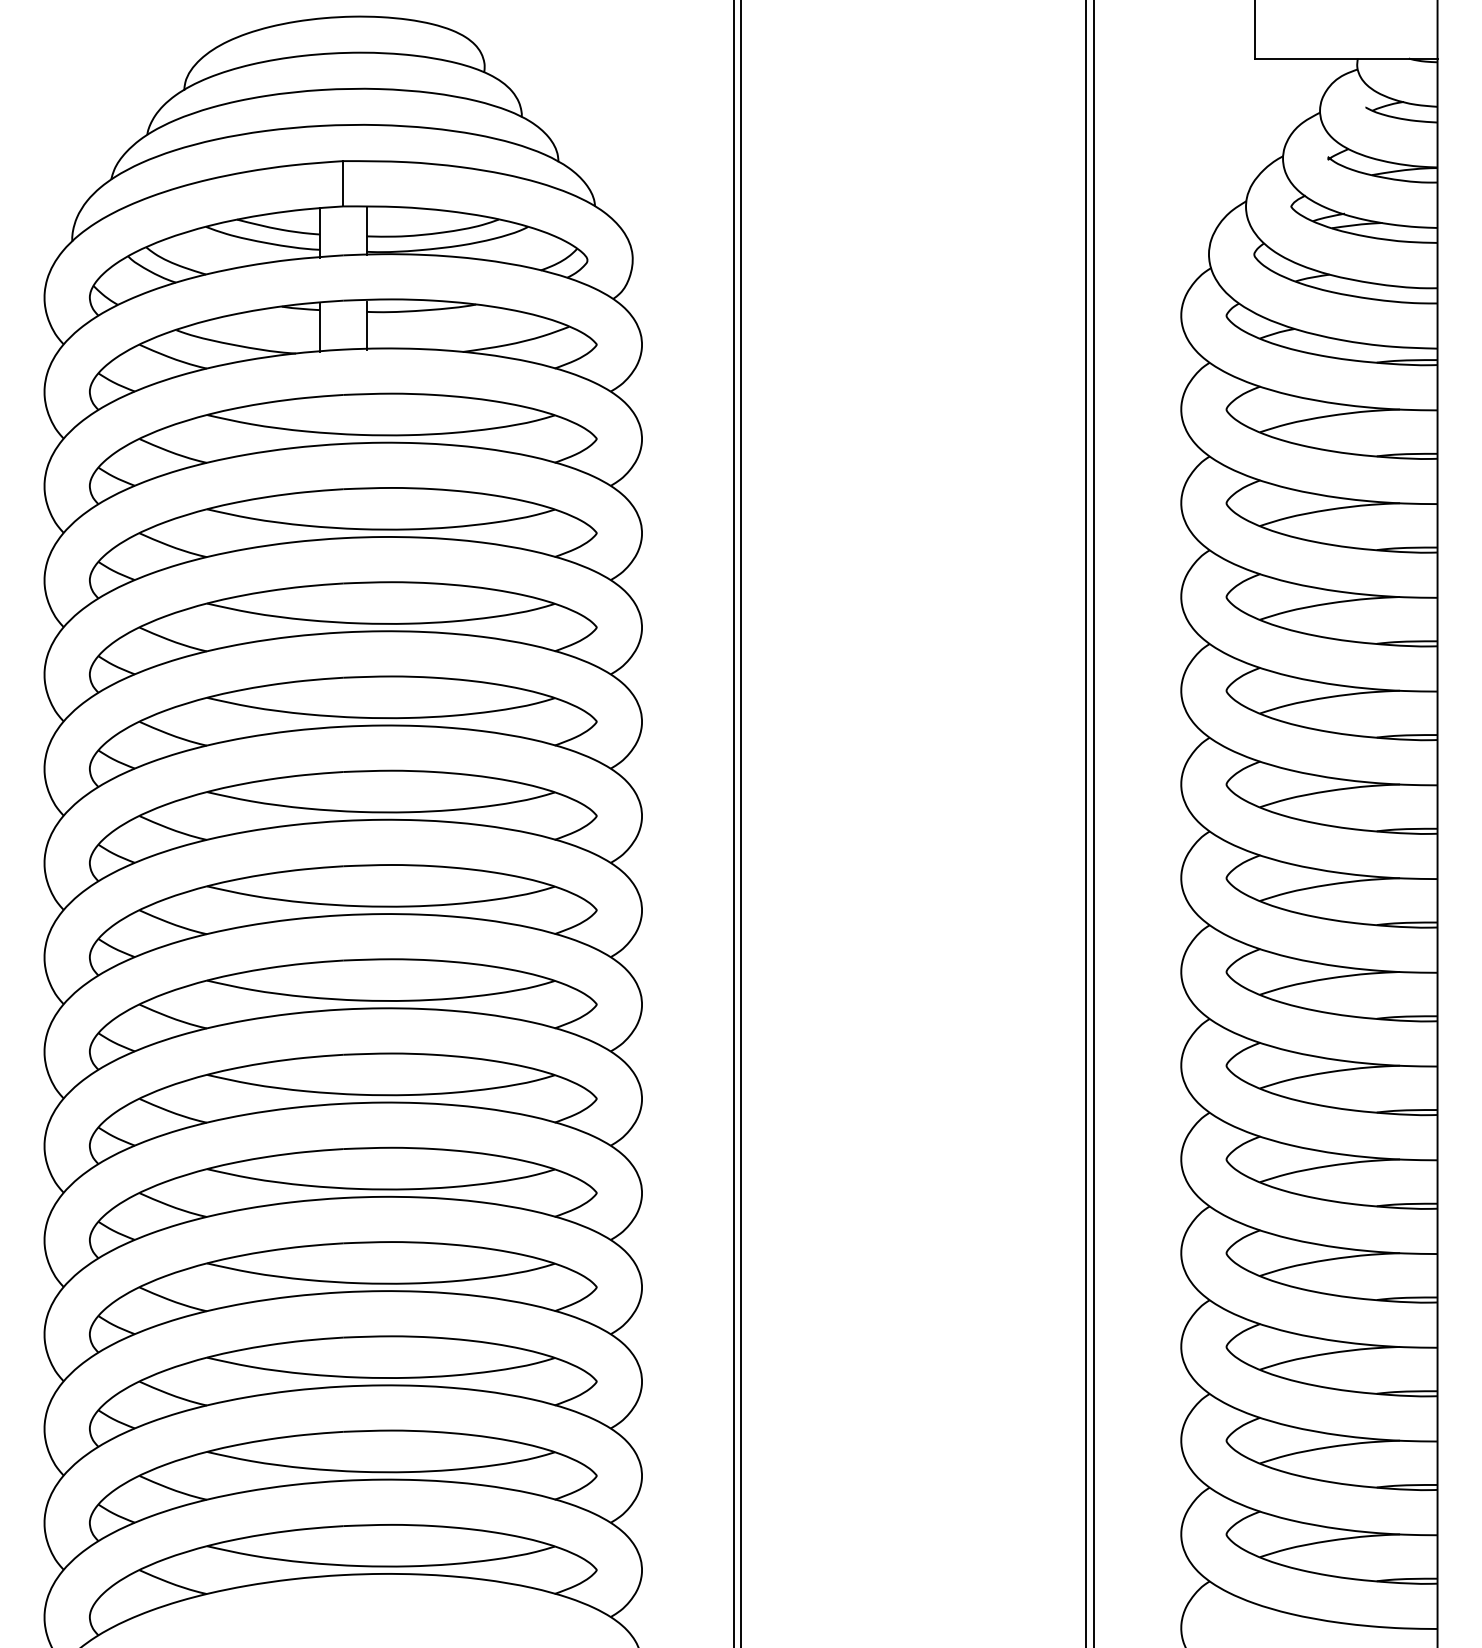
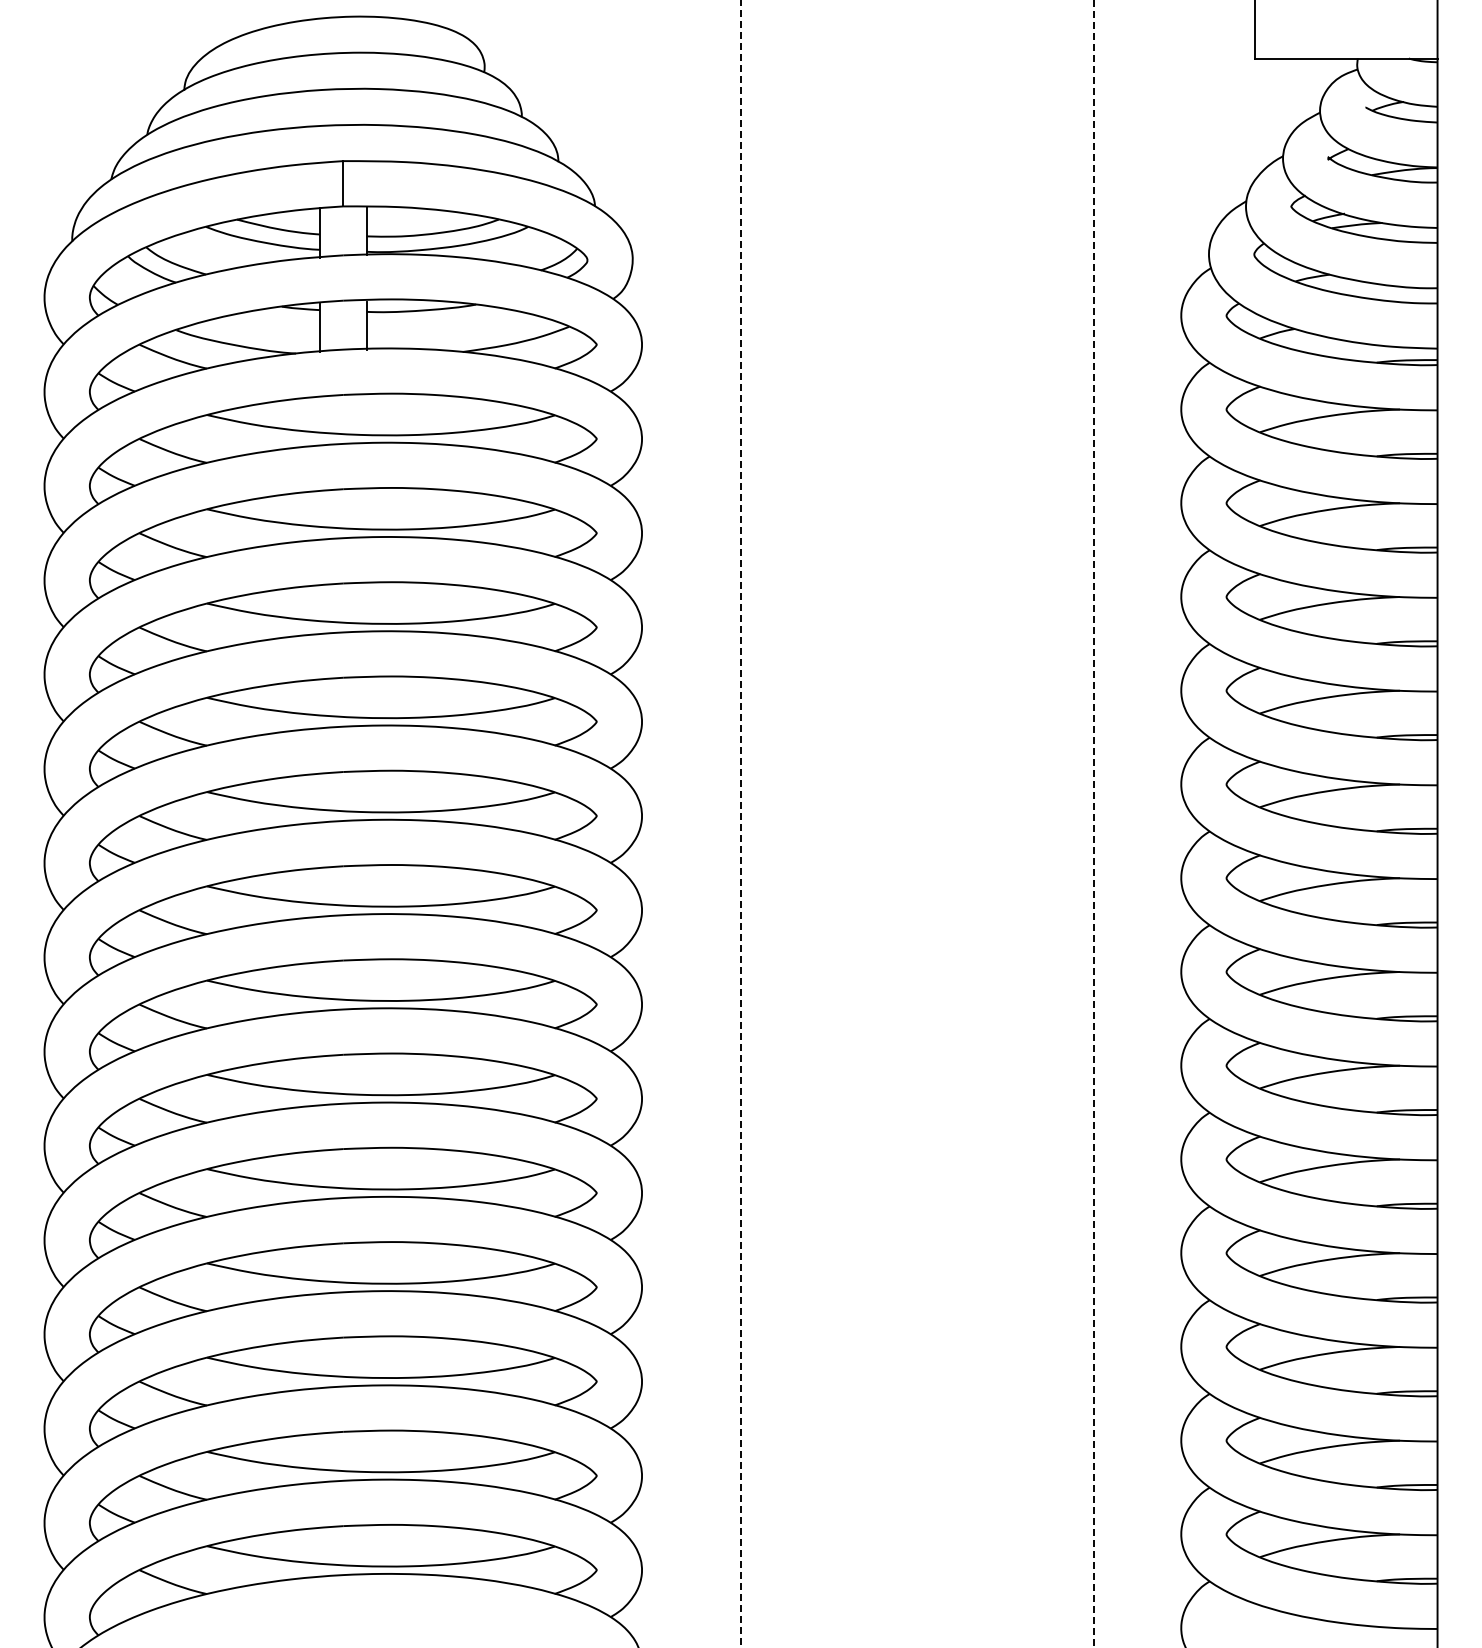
line: present -> none (733, 823)
line: present -> none (1086, 823)
line: solid -> dashed (740, 824)
line: solid -> dashed (1093, 824)
